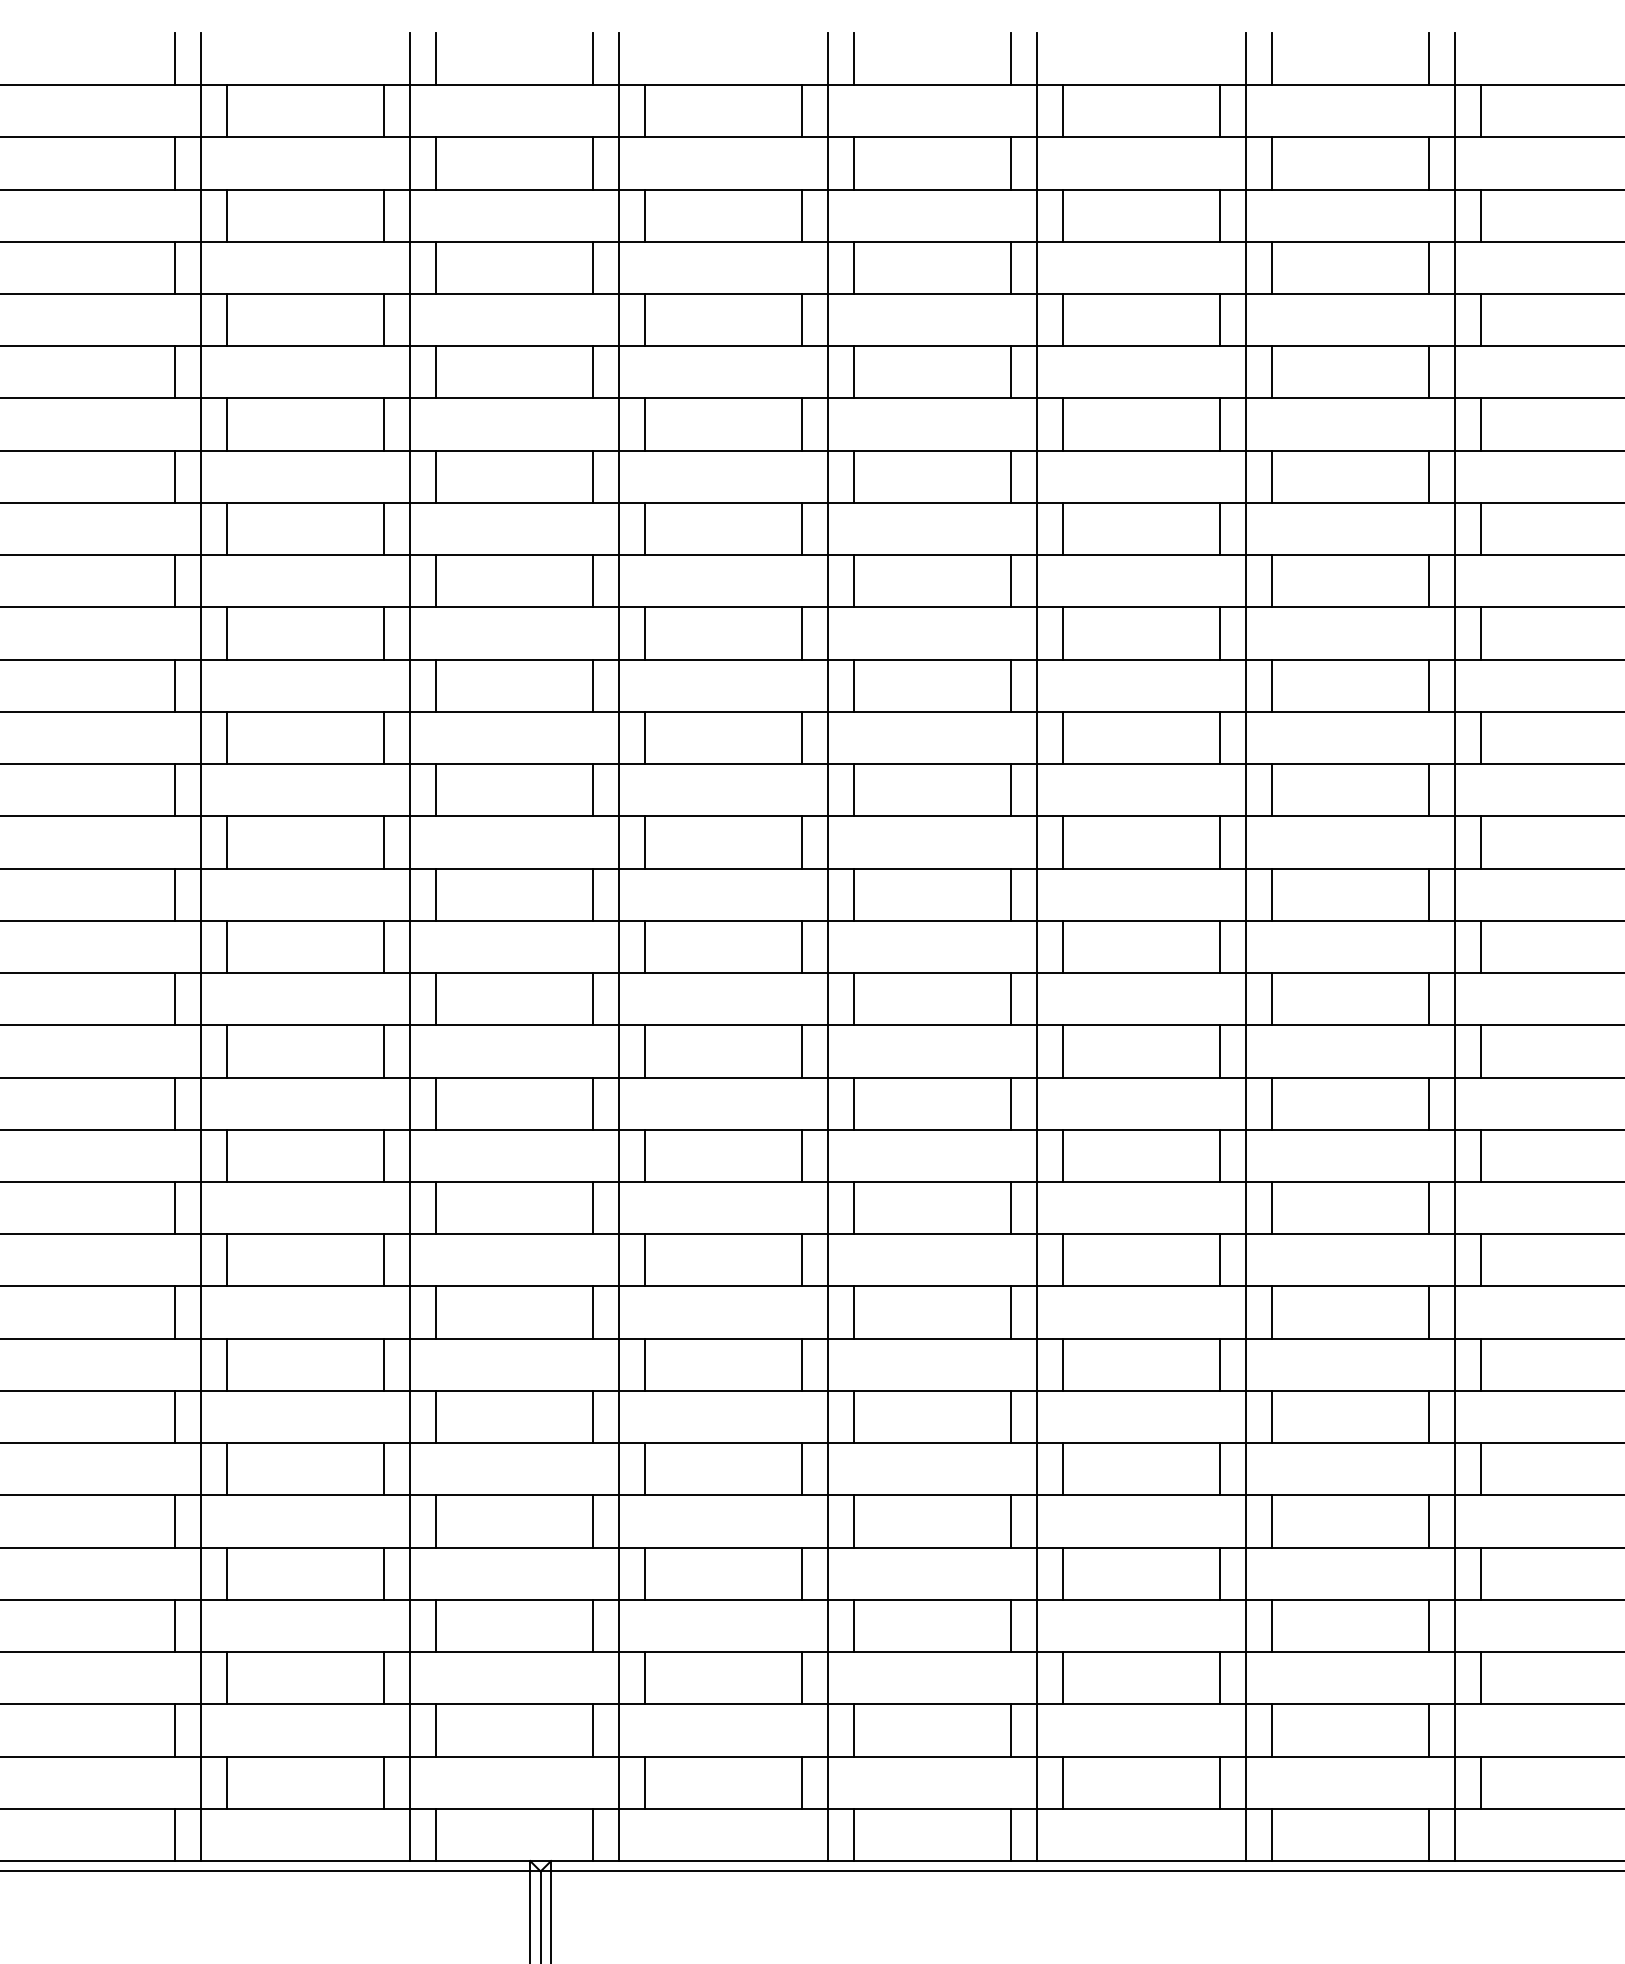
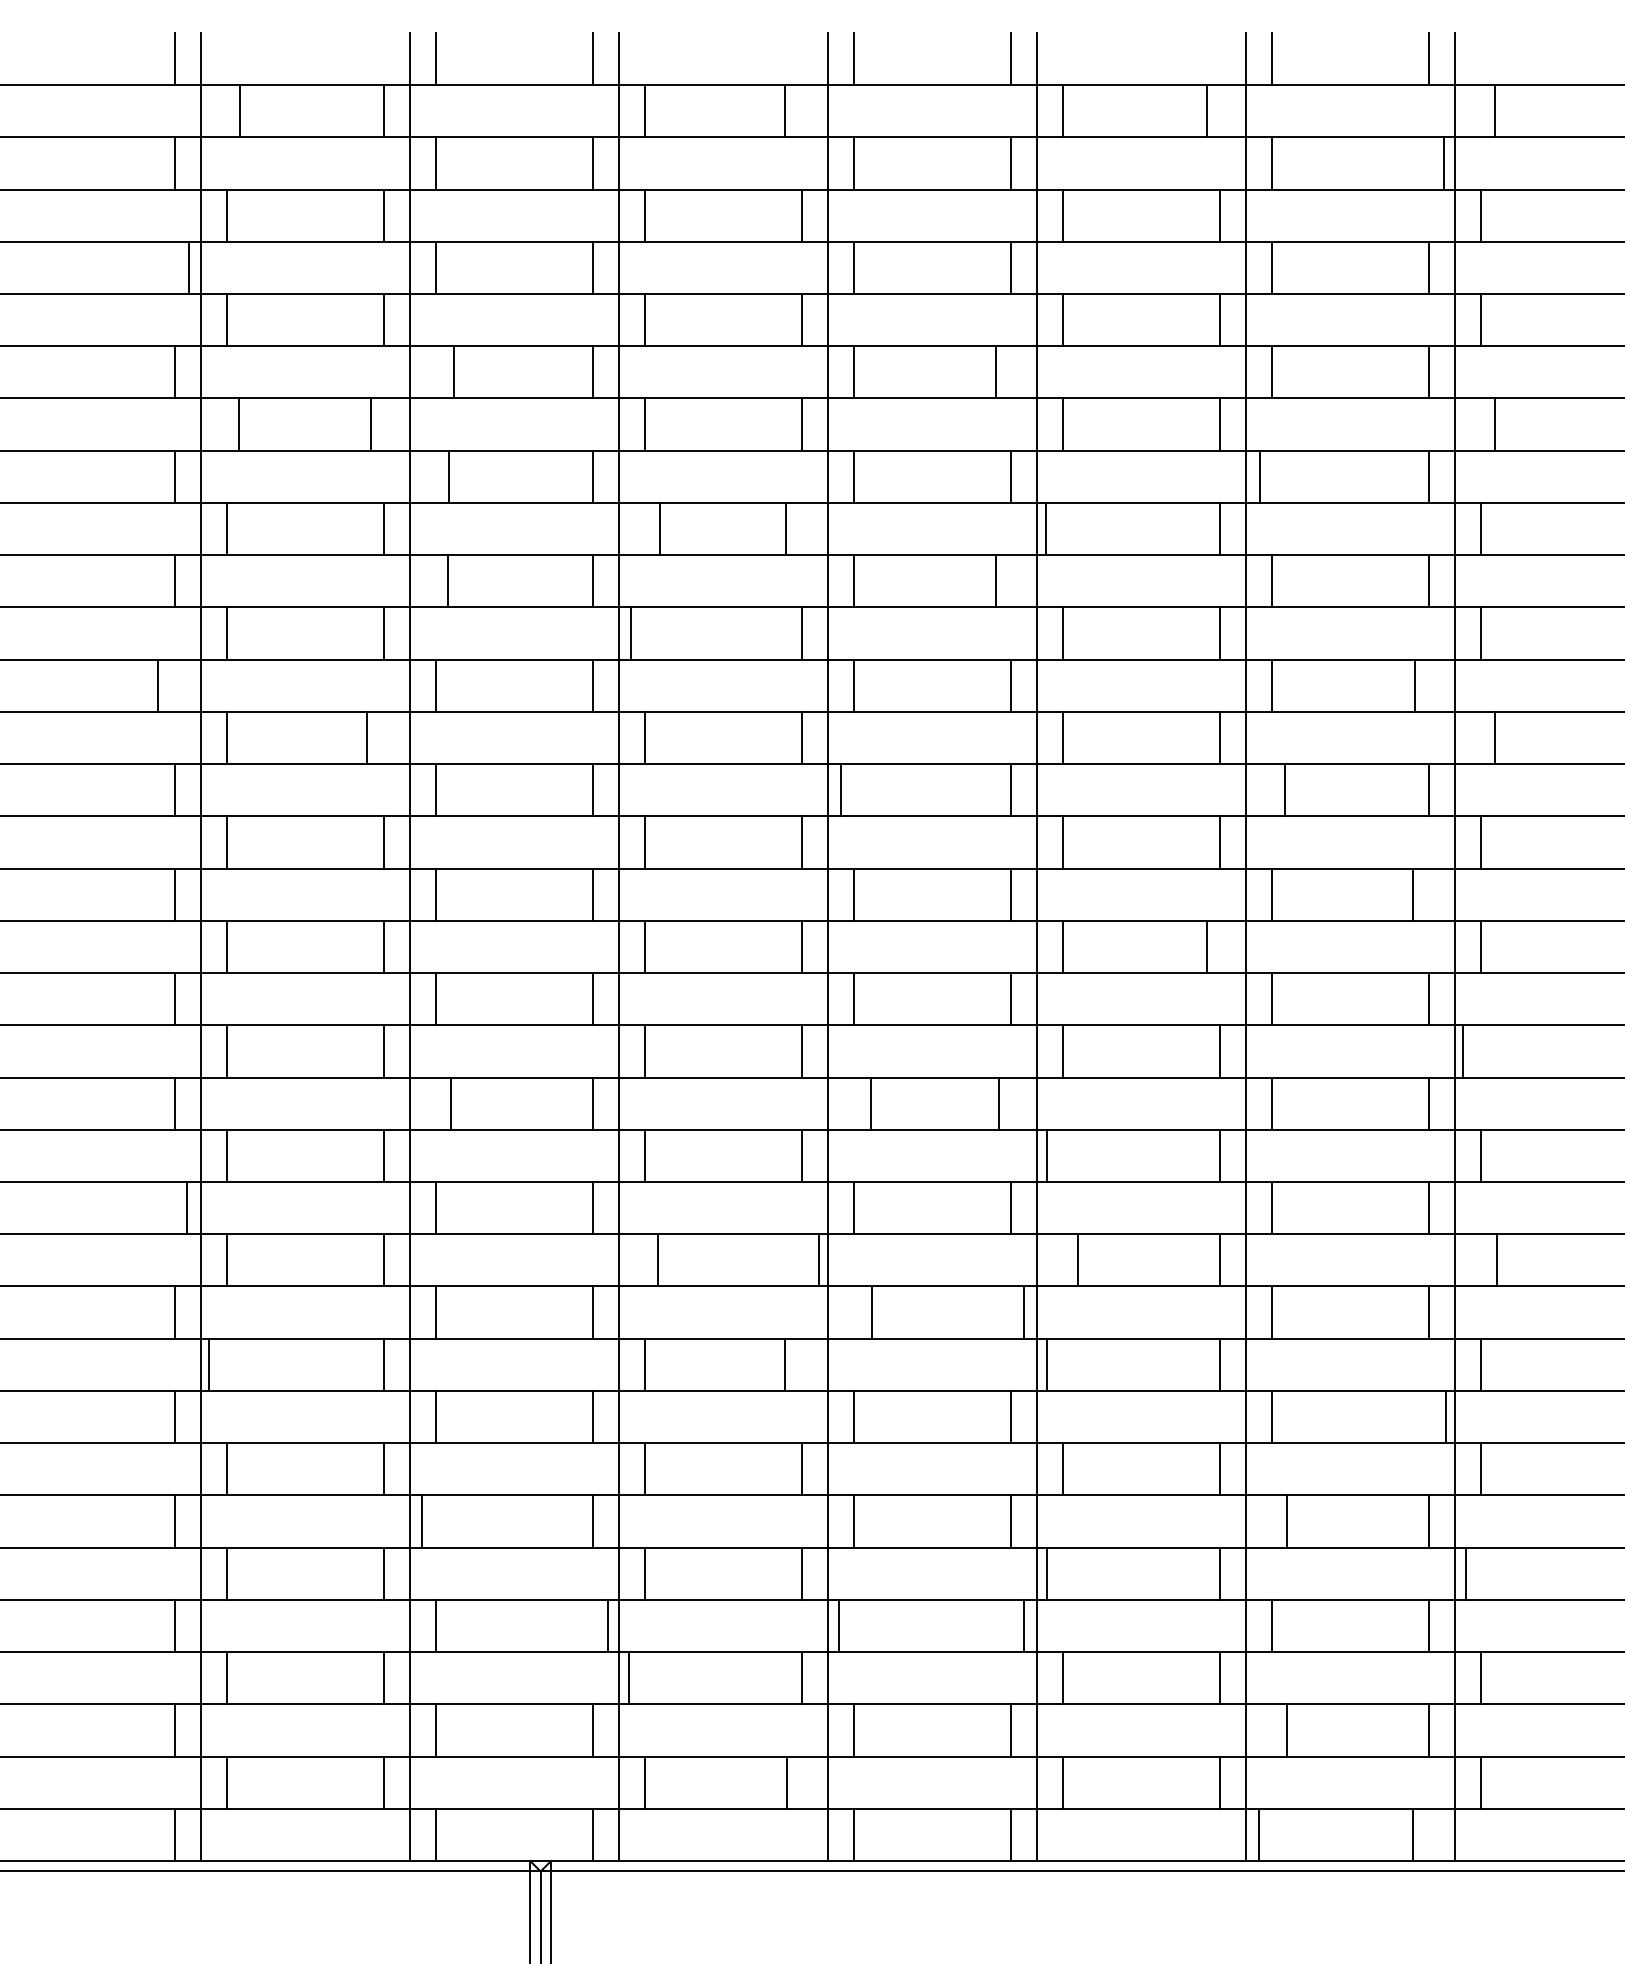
line position: (227, 111) -> (240, 111) (240, 111)
line position: (801, 111) -> (784, 111) (784, 111)
line position: (1219, 111) -> (1206, 111) (1206, 111)
line position: (1480, 111) -> (1494, 111) (1494, 111)
line position: (1428, 163) -> (1443, 163) (1443, 163)
line position: (175, 267) -> (189, 267) (189, 267)
line position: (436, 372) -> (454, 372) (454, 372)
line position: (1010, 372) -> (995, 372) (995, 372)
line position: (227, 424) -> (239, 424) (239, 424)
line position: (383, 424) -> (370, 424) (370, 424)
line position: (1480, 424) -> (1494, 424) (1494, 424)
line position: (436, 476) -> (449, 476) (449, 476)
line position: (1271, 476) -> (1259, 476) (1259, 476)
line position: (645, 528) -> (660, 528) (660, 528)
line position: (801, 528) -> (785, 528) (785, 528)
line position: (1063, 528) -> (1046, 528) (1046, 528)
line position: (436, 581) -> (448, 581) (448, 581)
line position: (1010, 581) -> (995, 581) (995, 581)
line position: (645, 633) -> (631, 633) (631, 633)
line position: (175, 685) -> (158, 685) (158, 685)
line position: (1428, 685) -> (1414, 685) (1414, 685)
line position: (383, 737) -> (366, 737) (366, 737)
line position: (1480, 737) -> (1494, 737) (1494, 737)
line position: (854, 790) -> (841, 790) (841, 790)
line position: (1271, 790) -> (1284, 790) (1284, 790)
line position: (1428, 894) -> (1412, 894) (1412, 894)
line position: (1219, 946) -> (1206, 946) (1206, 946)
line position: (1480, 1051) -> (1462, 1051) (1462, 1051)
line position: (436, 1103) -> (451, 1103) (451, 1103)
line position: (854, 1103) -> (871, 1103) (871, 1103)
line position: (1010, 1103) -> (998, 1103) (998, 1103)
line position: (1063, 1155) -> (1047, 1155) (1047, 1155)
line position: (175, 1207) -> (187, 1207) (187, 1207)
line position: (645, 1260) -> (658, 1260) (658, 1260)
line position: (801, 1260) -> (818, 1260) (818, 1260)
line position: (1063, 1260) -> (1078, 1260) (1078, 1260)
line position: (1480, 1260) -> (1496, 1260) (1496, 1260)
line position: (854, 1312) -> (872, 1312) (872, 1312)
line position: (1010, 1312) -> (1023, 1312) (1023, 1312)
line position: (227, 1364) -> (209, 1364) (209, 1364)
line position: (801, 1364) -> (784, 1364) (784, 1364)
line position: (1063, 1364) -> (1047, 1364) (1047, 1364)
line position: (1428, 1416) -> (1445, 1416) (1445, 1416)
line position: (436, 1521) -> (422, 1521) (422, 1521)
line position: (1271, 1521) -> (1286, 1521) (1286, 1521)
line position: (1063, 1573) -> (1047, 1573) (1047, 1573)
line position: (1480, 1573) -> (1465, 1573) (1465, 1573)
line position: (592, 1625) -> (607, 1625) (607, 1625)
line position: (854, 1625) -> (839, 1625) (839, 1625)
line position: (1010, 1625) -> (1023, 1625) (1023, 1625)
line position: (645, 1678) -> (629, 1678) (629, 1678)
line position: (1271, 1730) -> (1286, 1730) (1286, 1730)
line position: (801, 1782) -> (786, 1782) (786, 1782)
line position: (1271, 1834) -> (1258, 1834) (1258, 1834)
line position: (1428, 1834) -> (1412, 1834) (1412, 1834)
